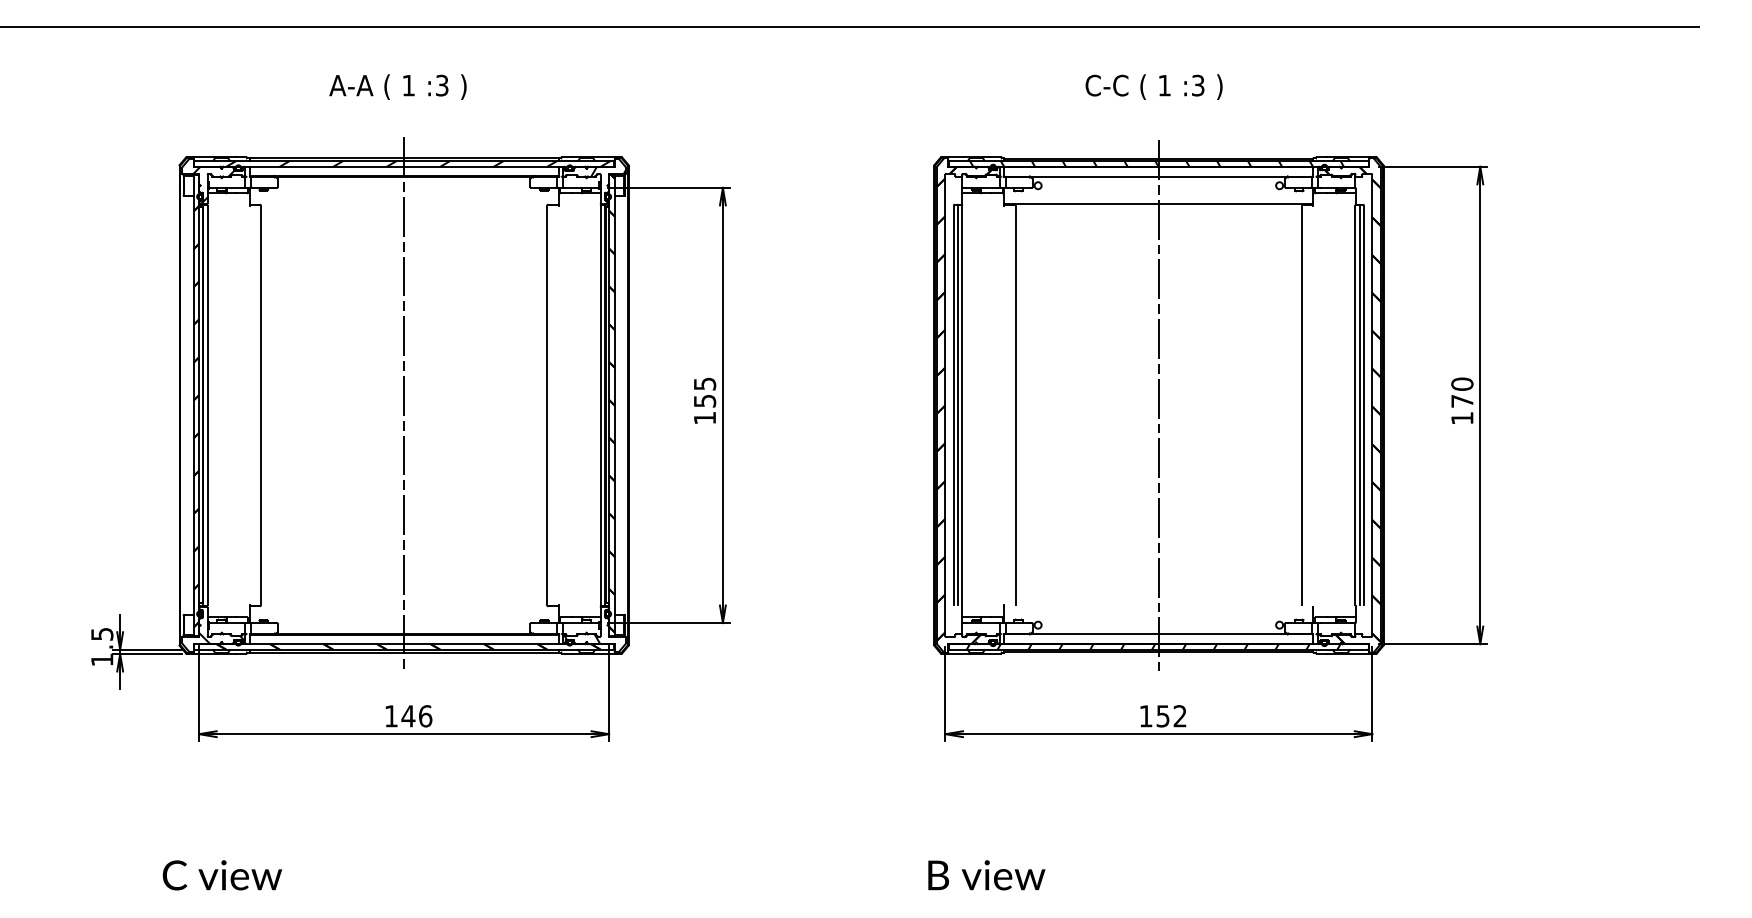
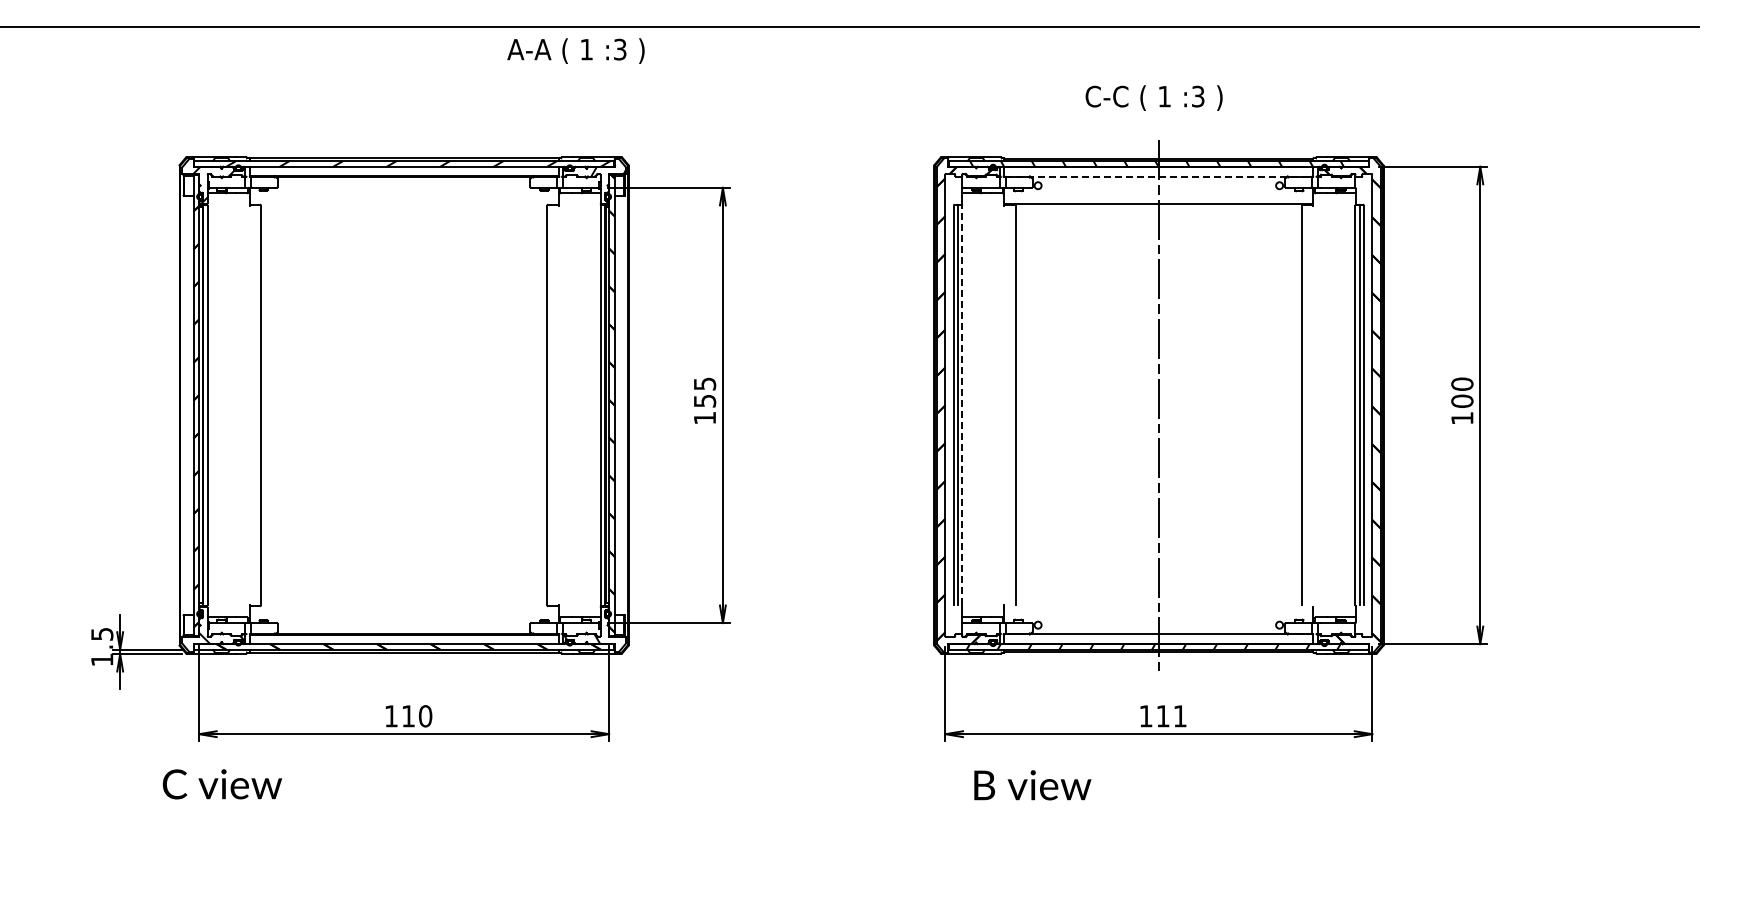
text position: (397, 86) -> (575, 50) (575, 50)
text position: (1153, 86) -> (1153, 97) (1153, 97)
line: solid -> dashed (1159, 176)
text: 170 -> 100 (1462, 400)
line: present -> none (404, 403)
line: solid -> dashed (962, 405)
text: 146 -> 110 (416, 716)
text: 152 -> 111 (1171, 716)
text position: (222, 875) -> (222, 784) (222, 784)
text position: (986, 875) -> (1032, 785) (1032, 785)
